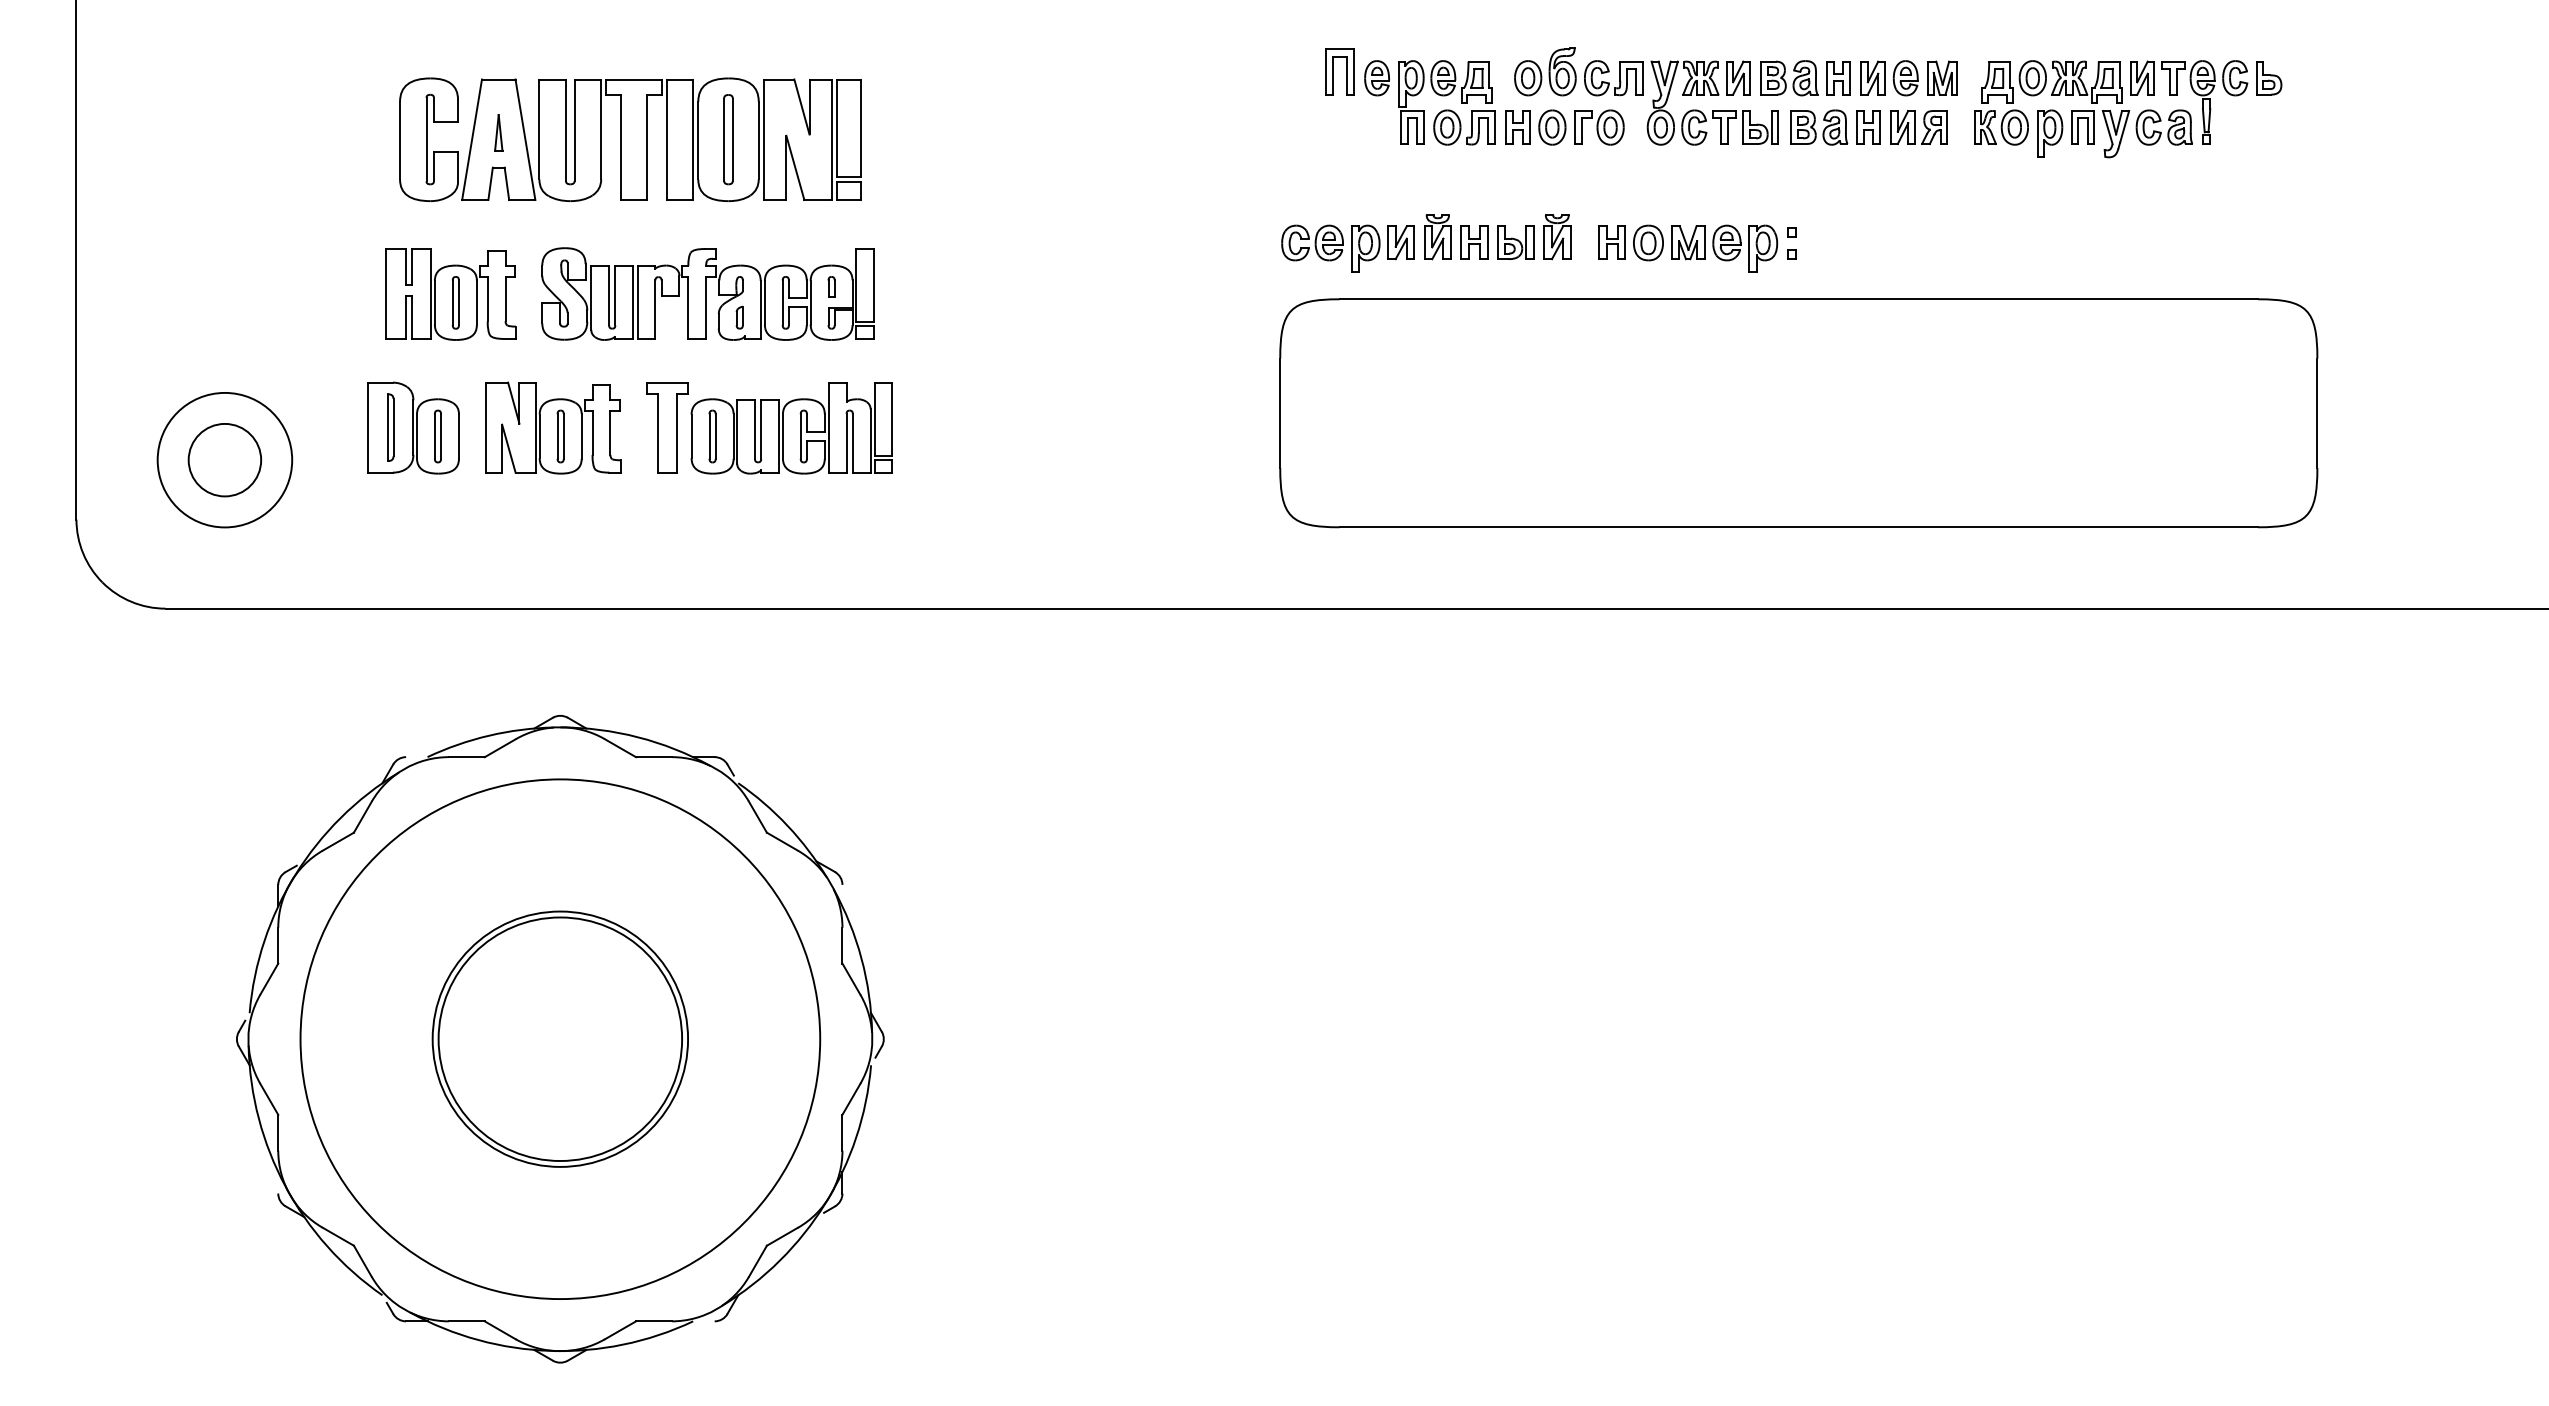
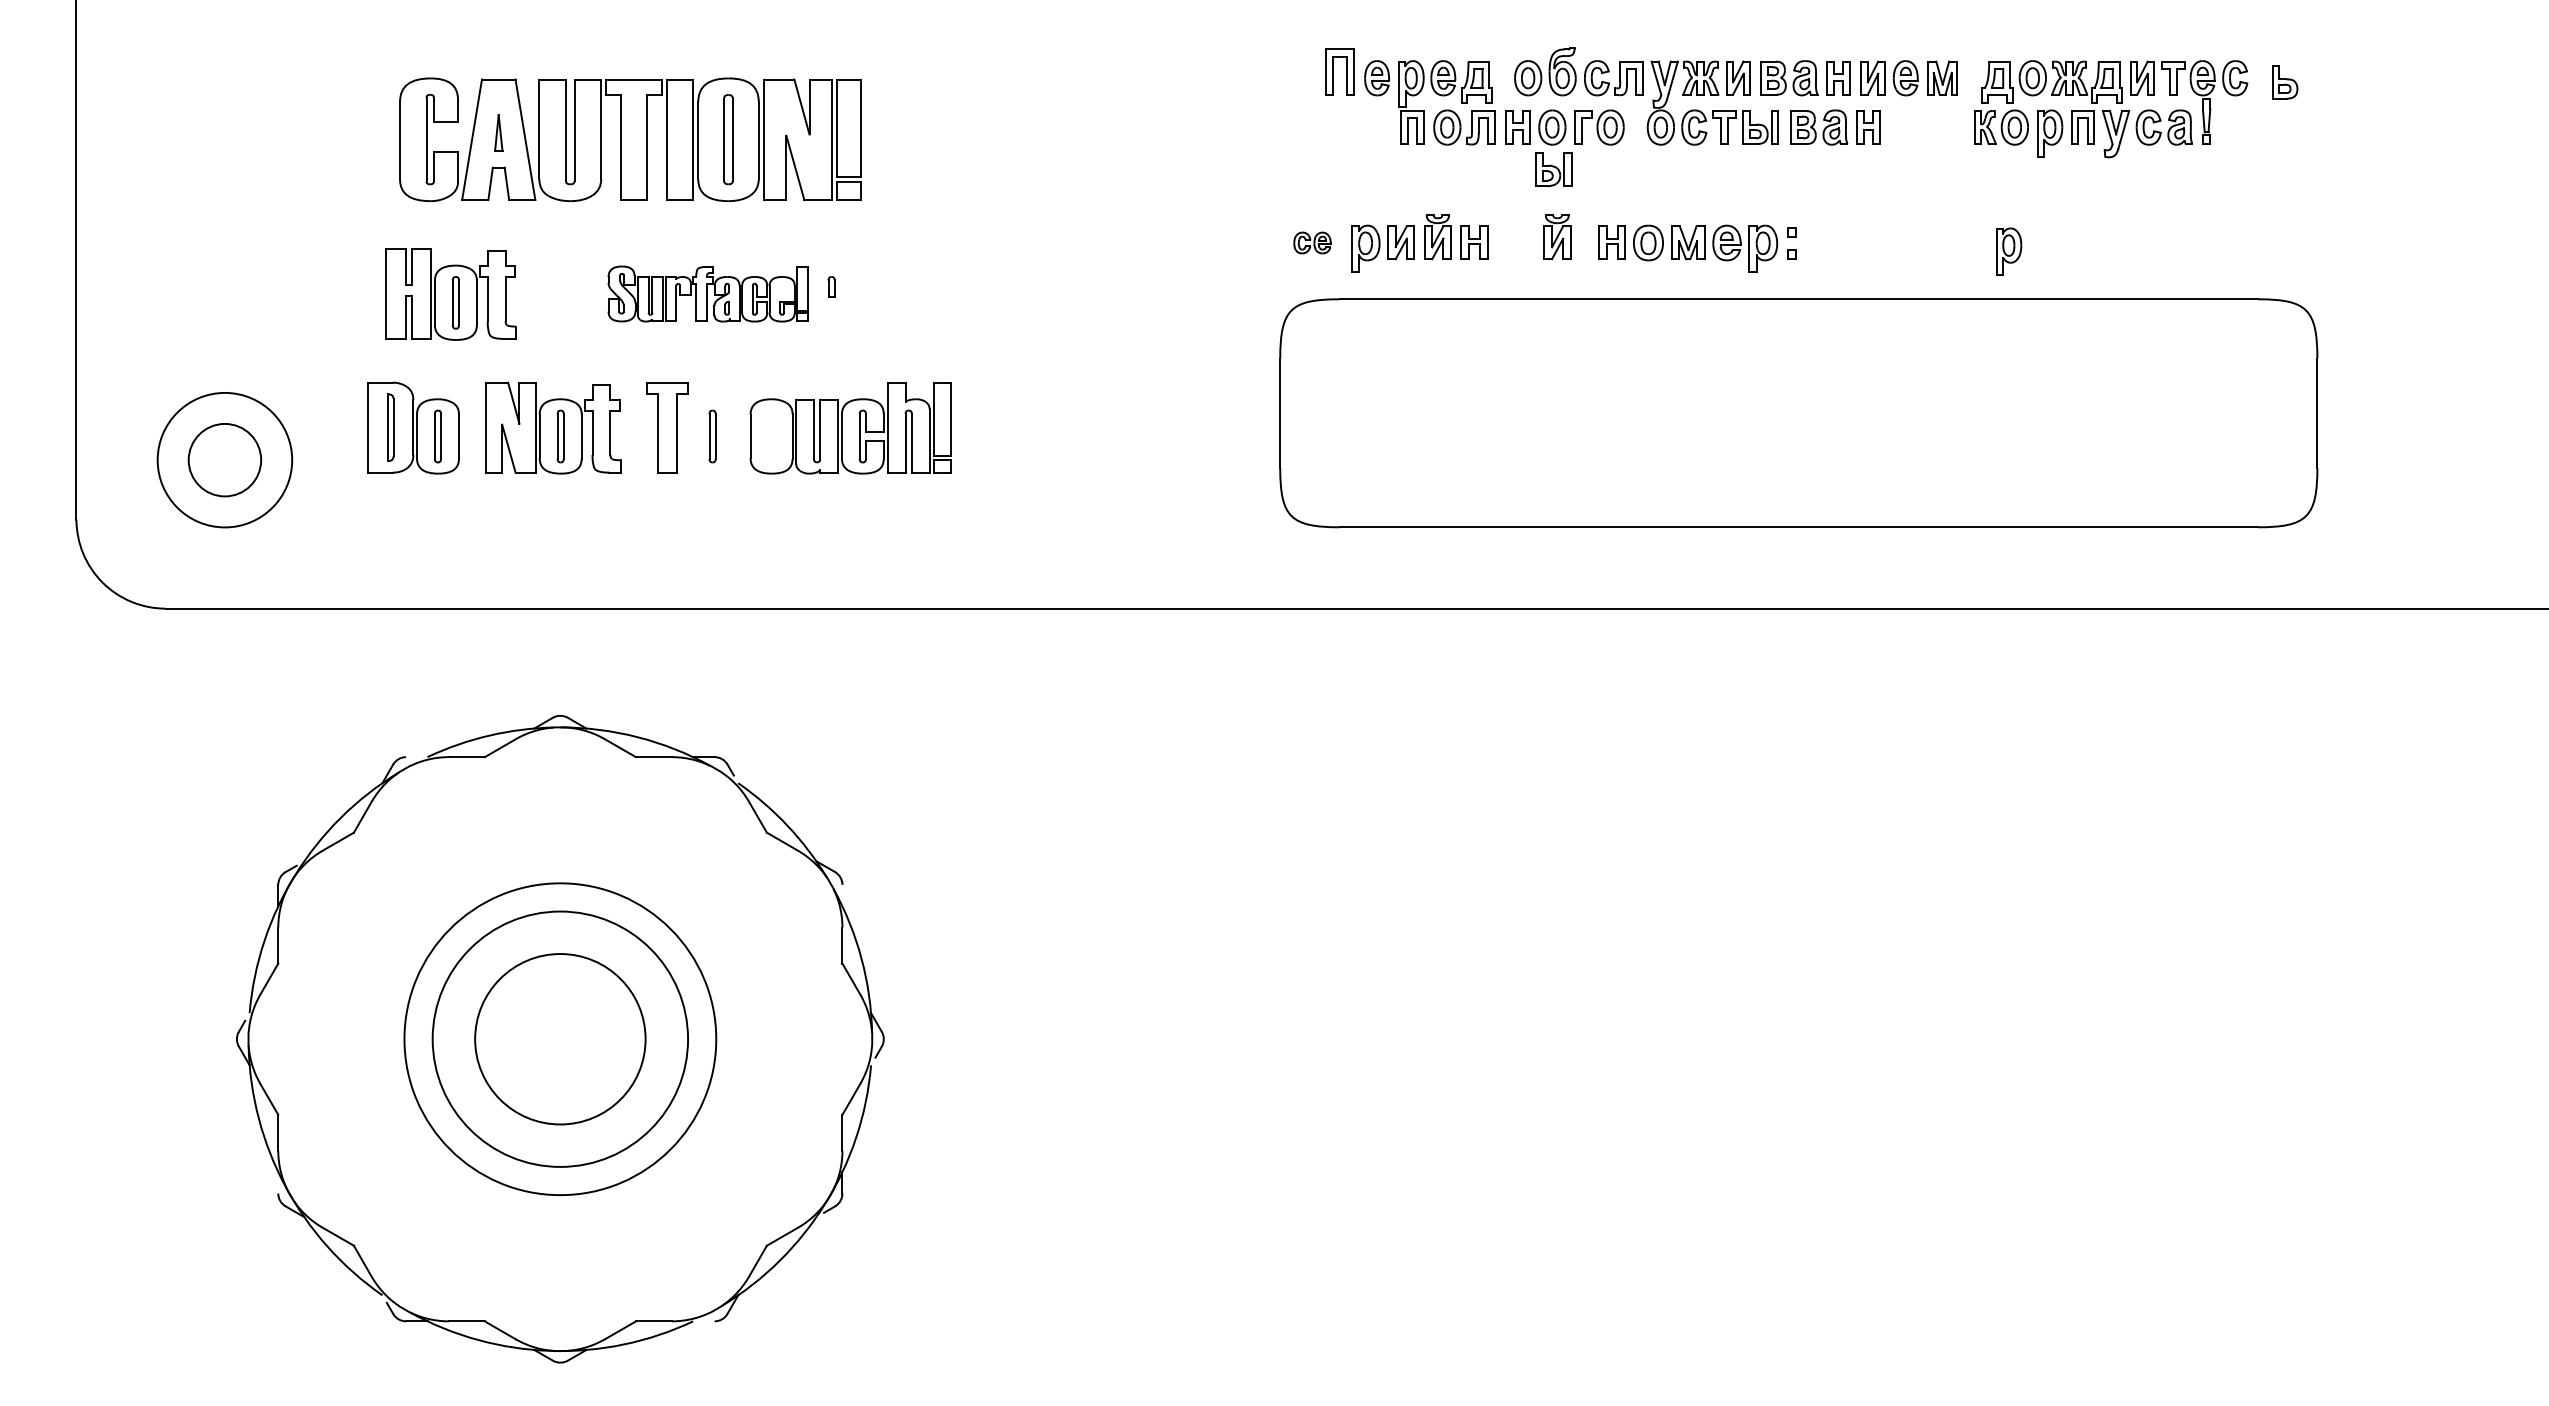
part position: (2269, 78) -> (2285, 82) (2285, 82)
part: present -> none (1918, 127)
part size: 63x38 px -> 39x24 px (1312, 242)
part position: (1515, 242) -> (1553, 169) (1553, 169)
part: none -> present (2009, 251)
part size: 334x94 px -> 202x58 px (707, 293)
part position: (791, 428) -> (850, 428) (850, 428)
circle diameter: 244 px -> 170 px (560, 1039)
circle diameter: 520 px -> 312 px (560, 1039)
